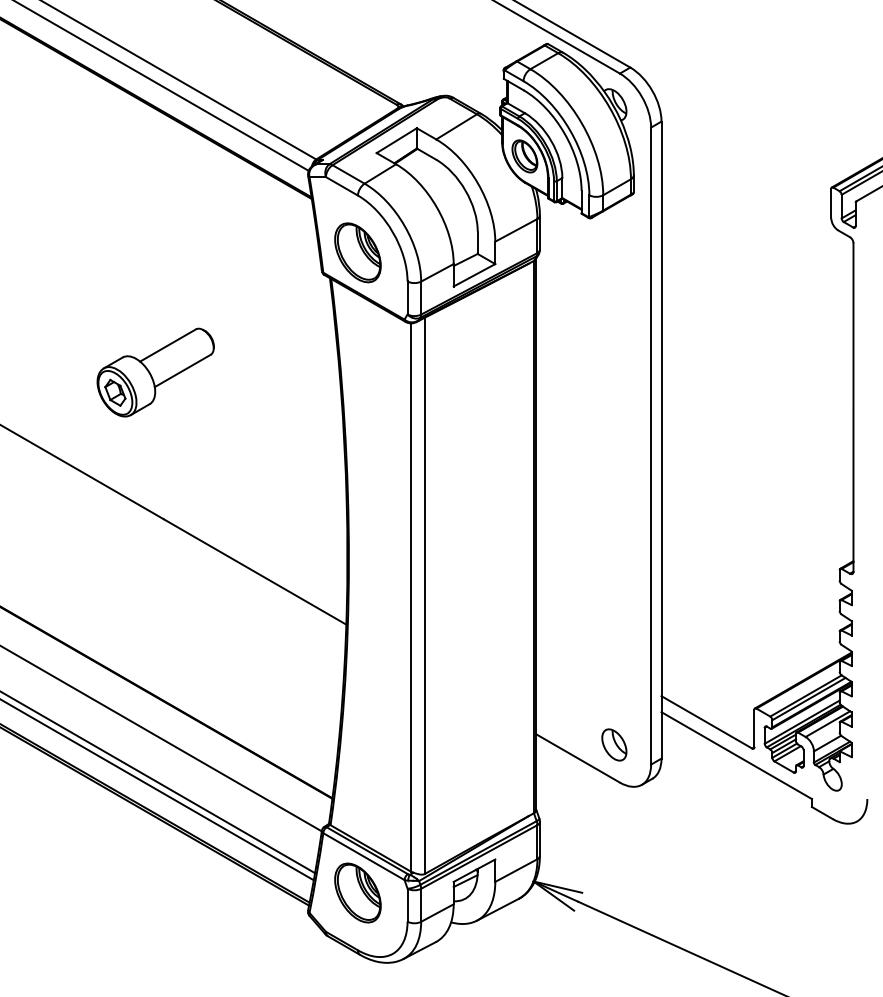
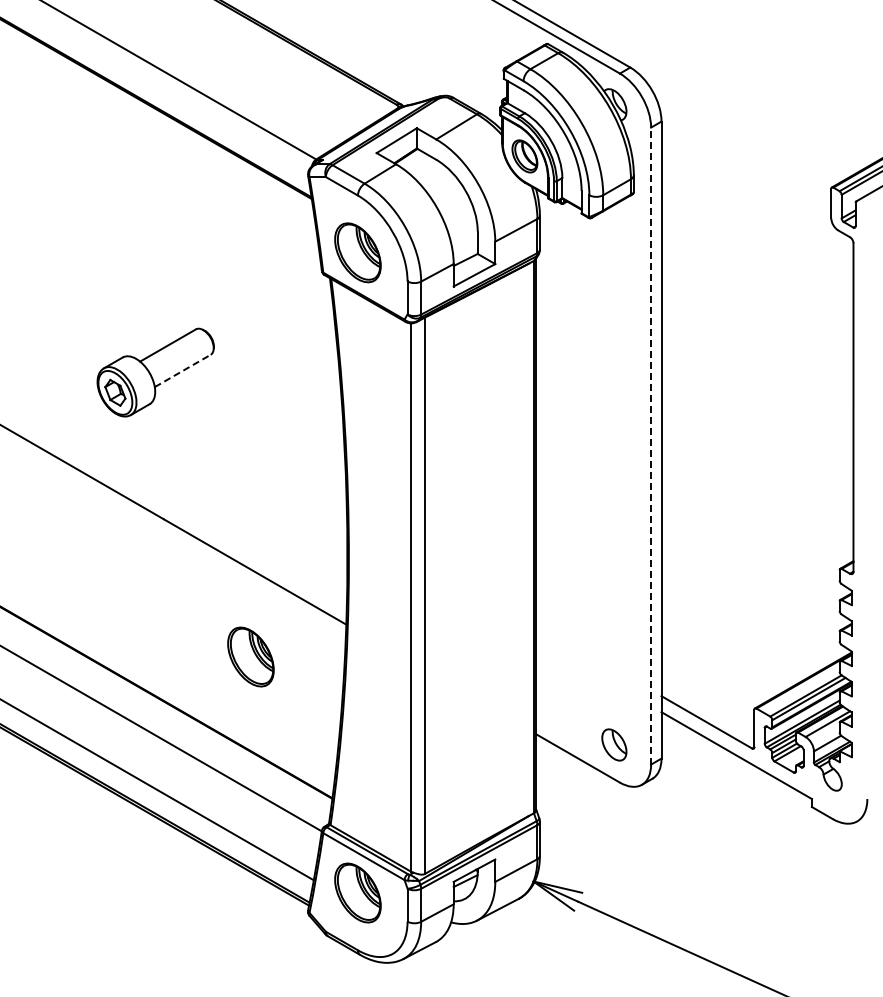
line: present -> none (162, 86)
line: solid -> dashed (183, 370)
line: solid -> dashed (651, 446)
part: none -> present (250, 656)
line: present -> none (158, 782)
